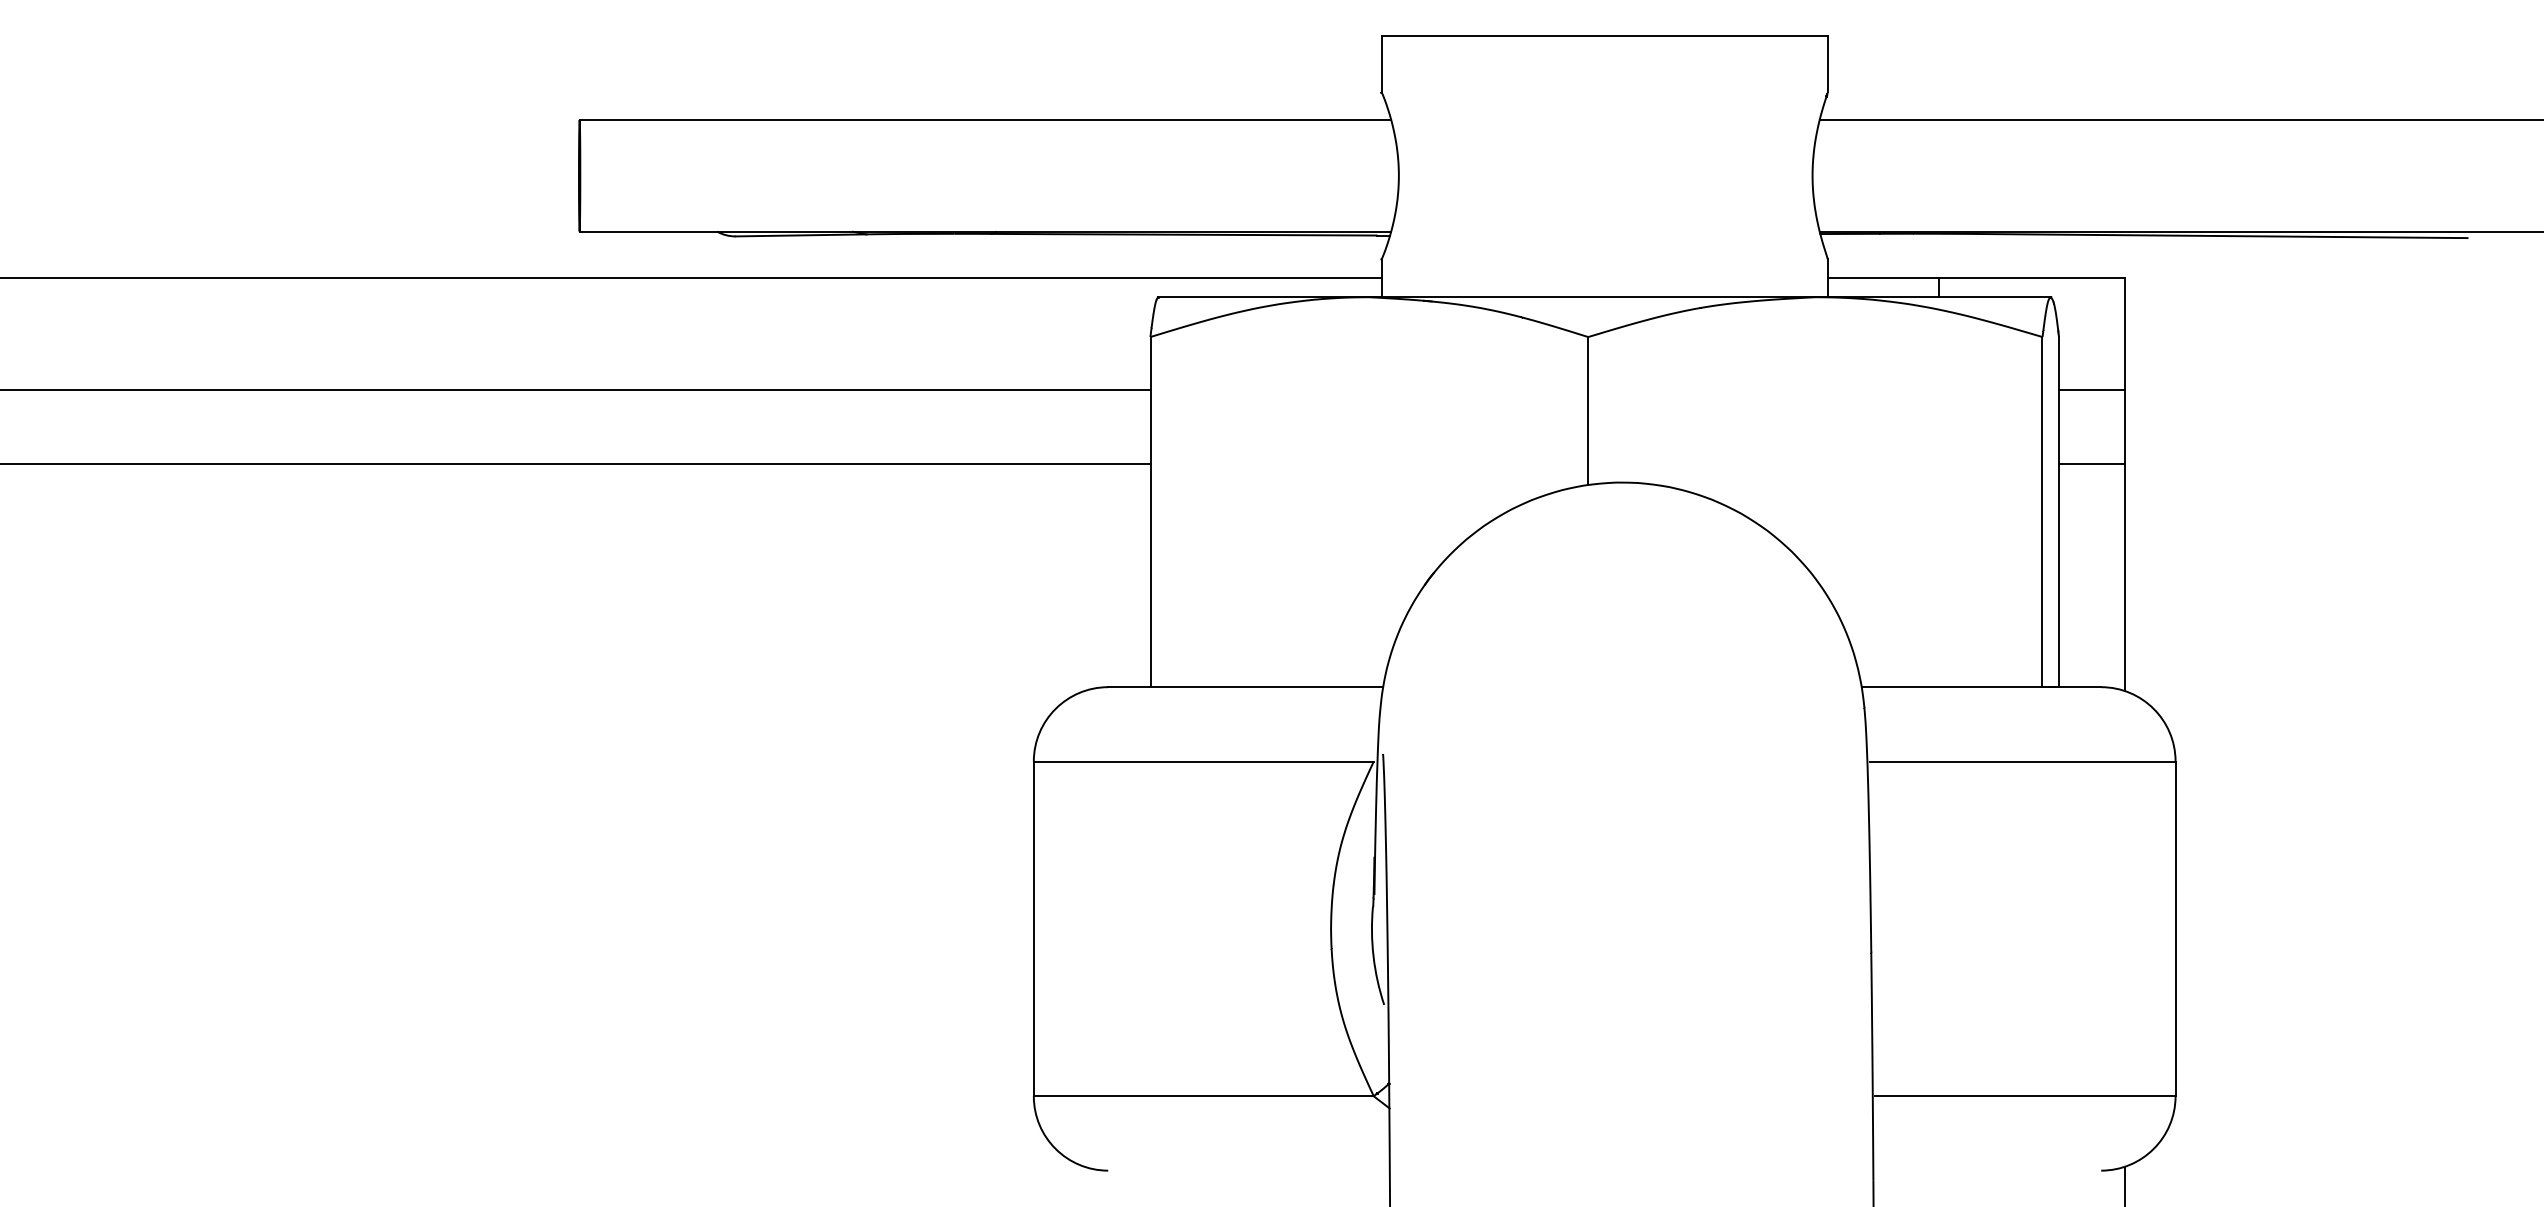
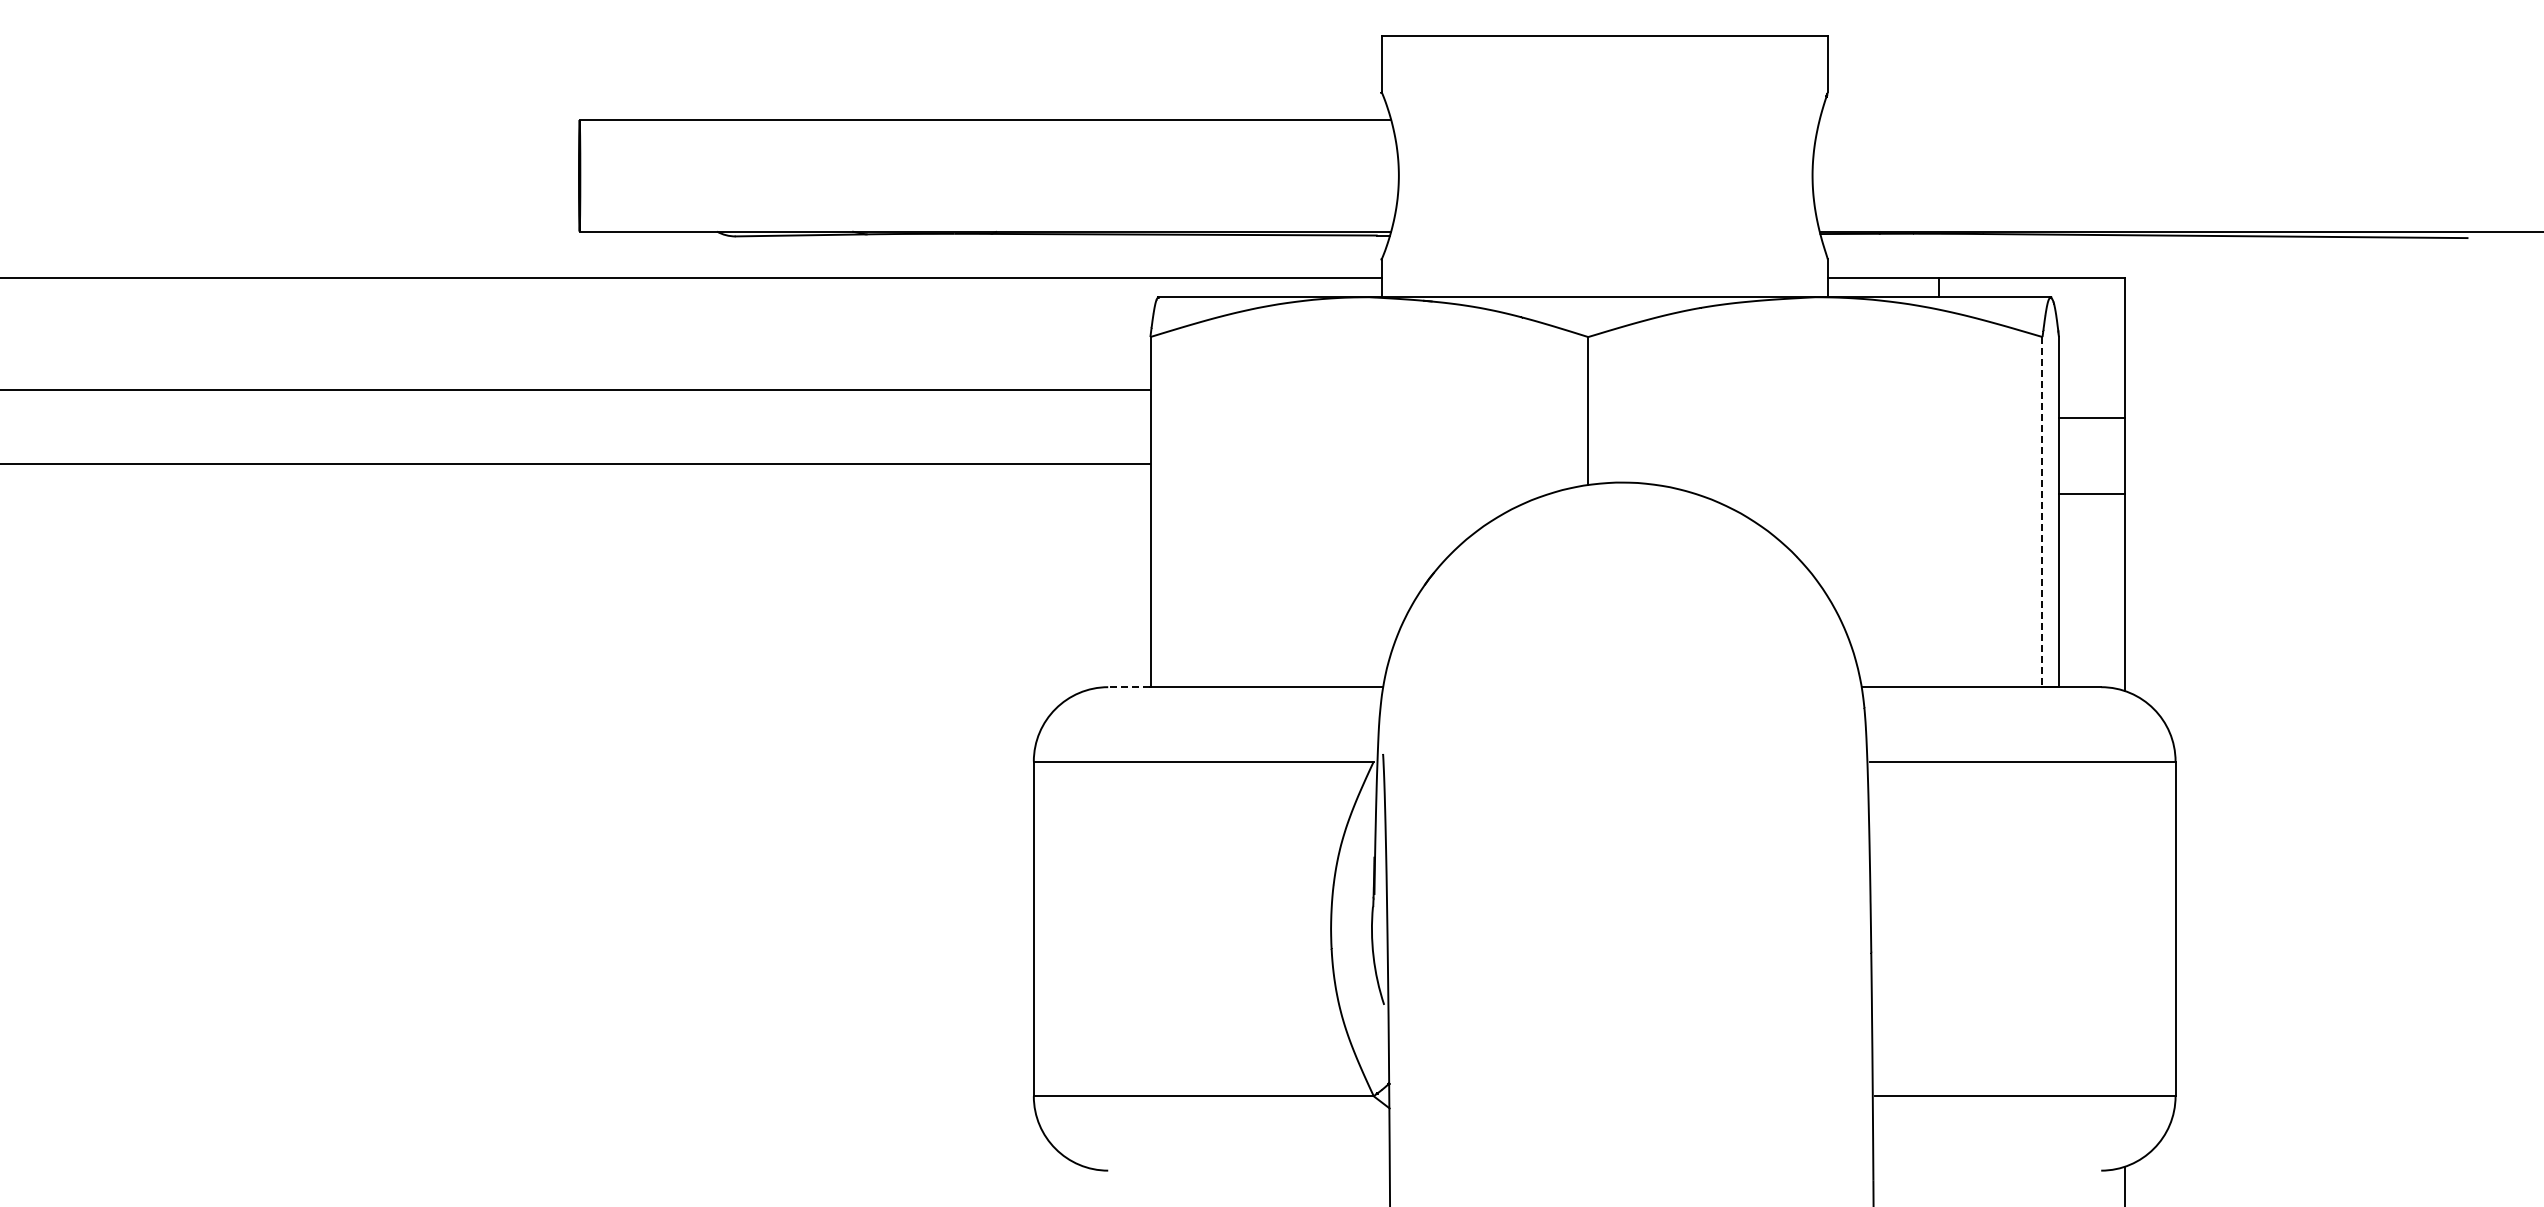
line: present -> none (2179, 120)
line position: (2091, 389) -> (2091, 417) (2091, 417)
line position: (2091, 464) -> (2091, 494) (2091, 494)
line: solid -> dashed (2041, 512)
line: solid -> dashed (1128, 687)
